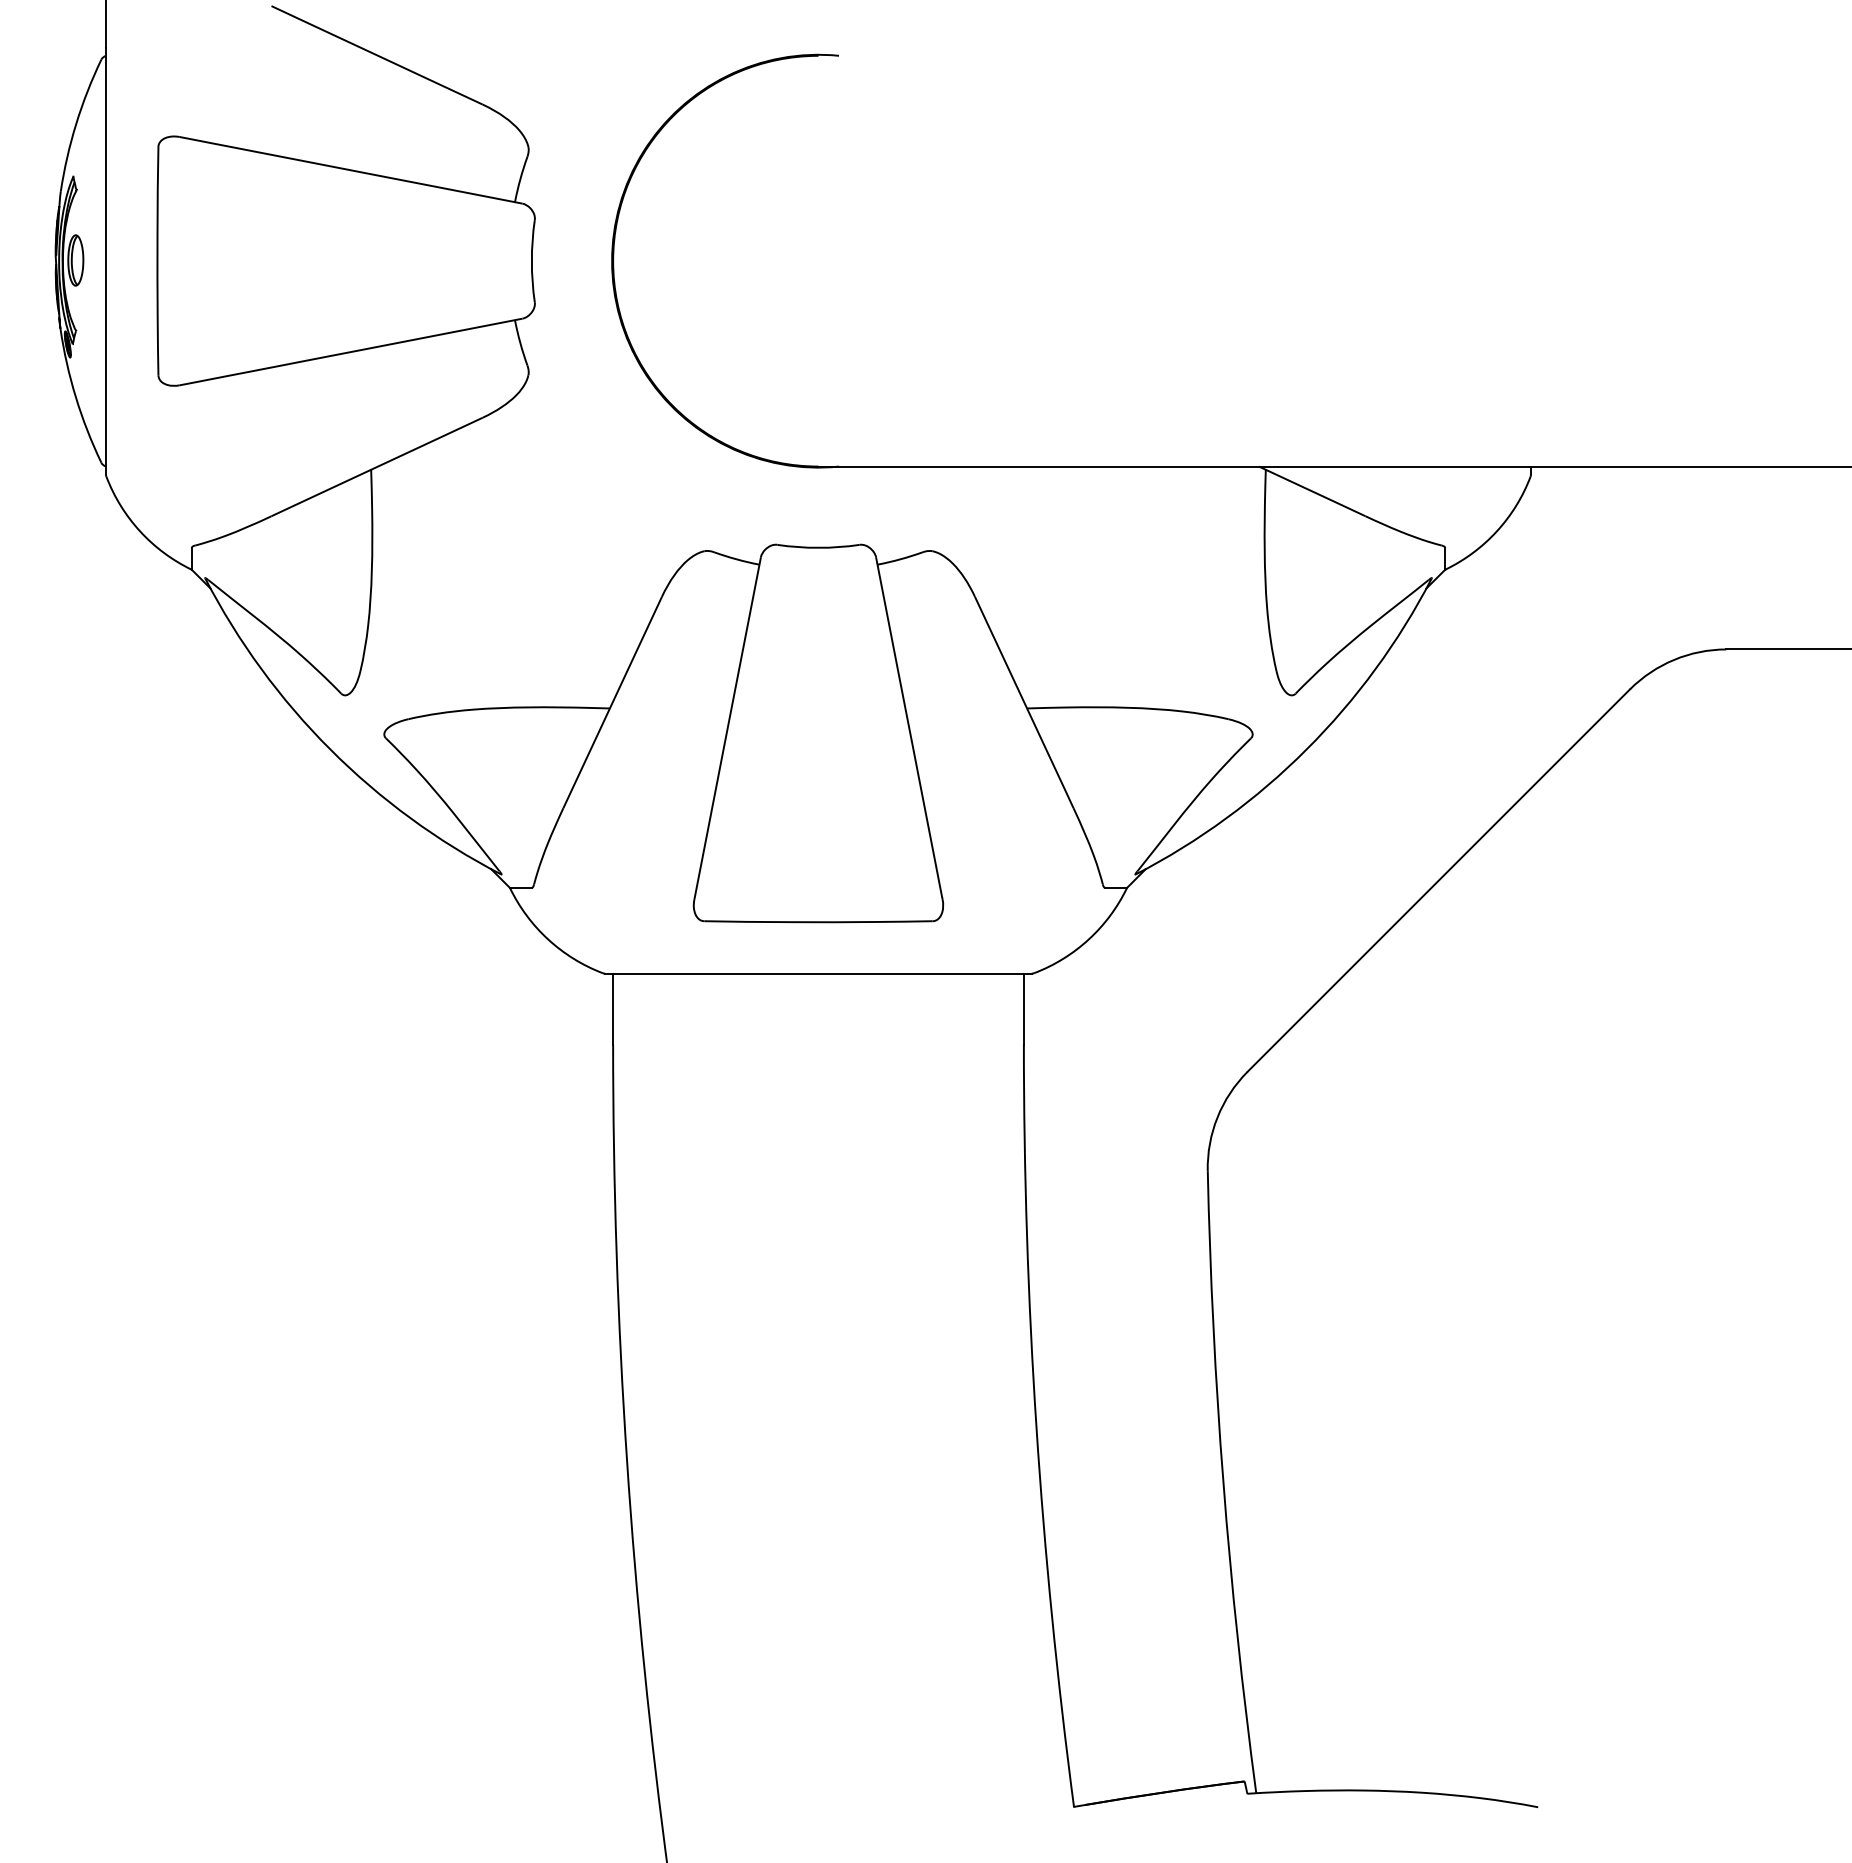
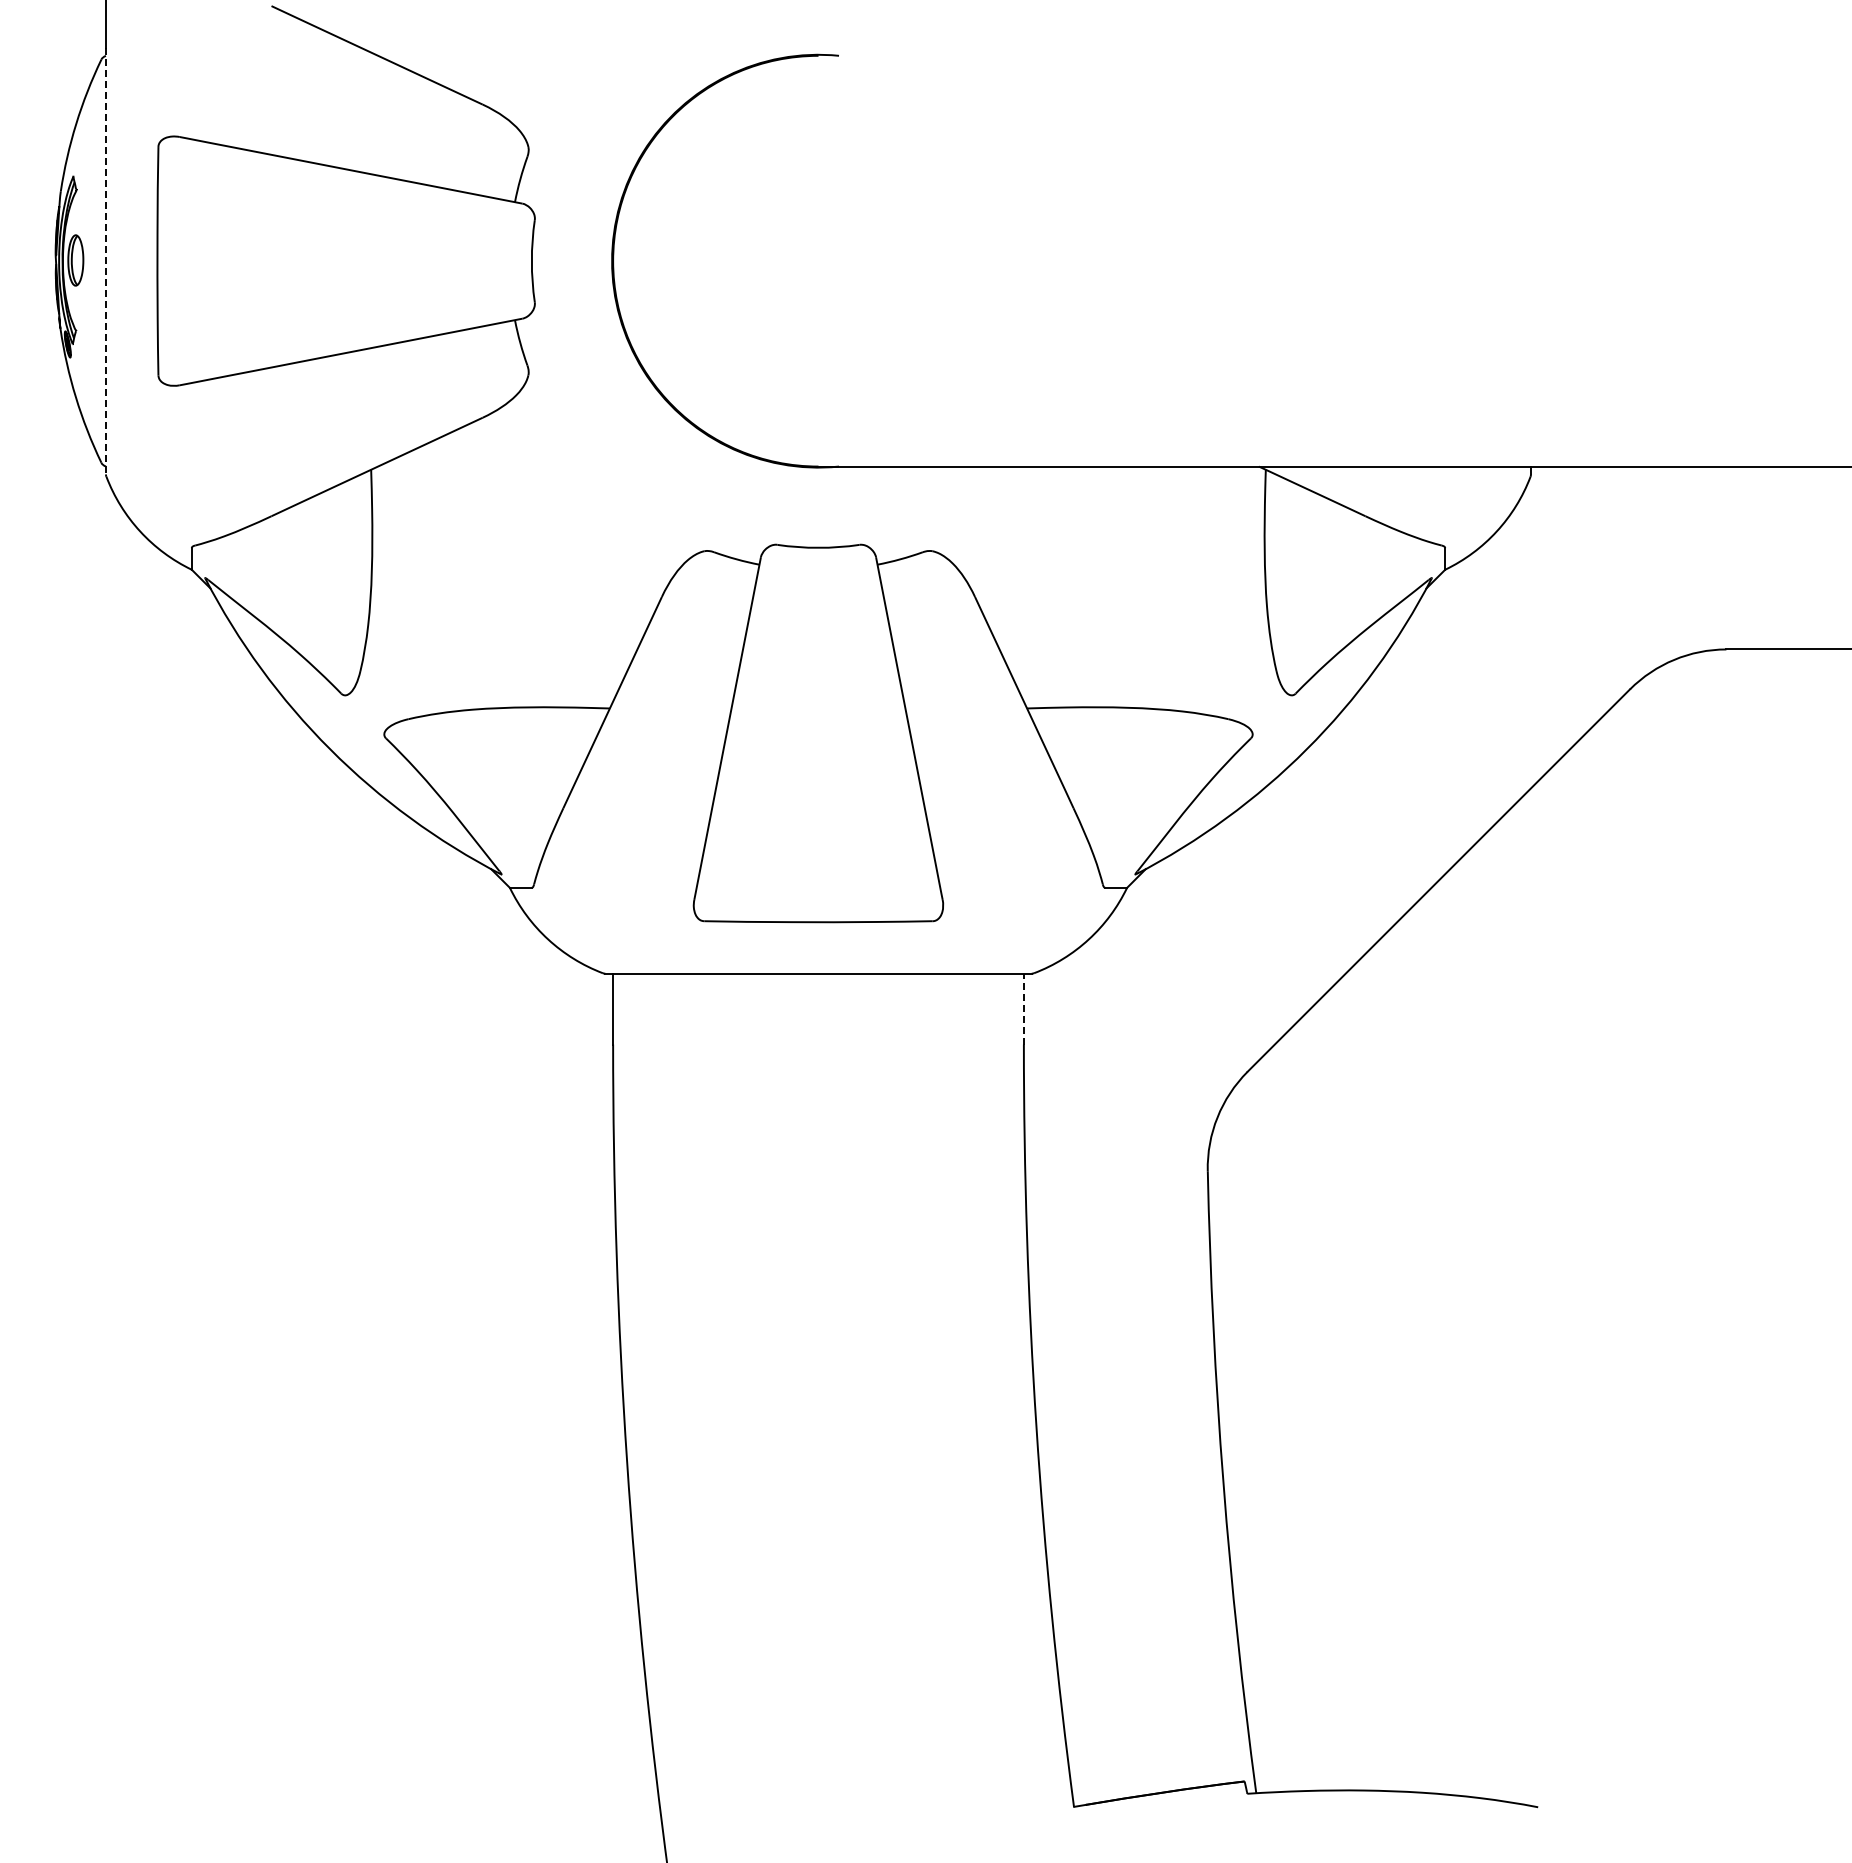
line: solid -> dashed (105, 261)
line: solid -> dashed (1023, 1008)
